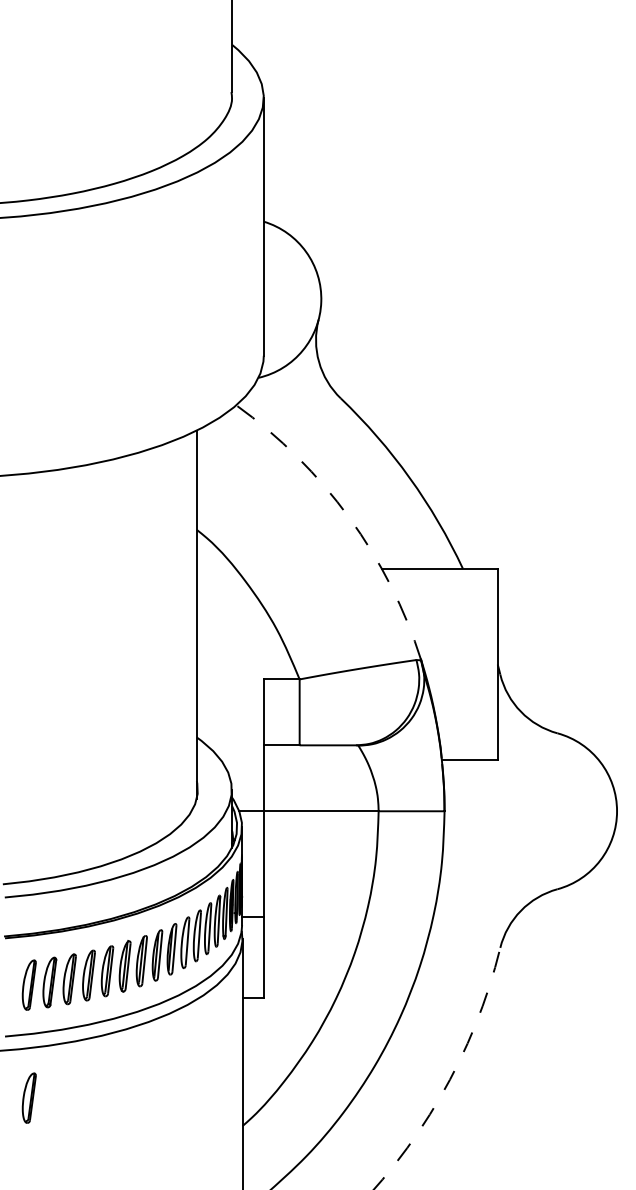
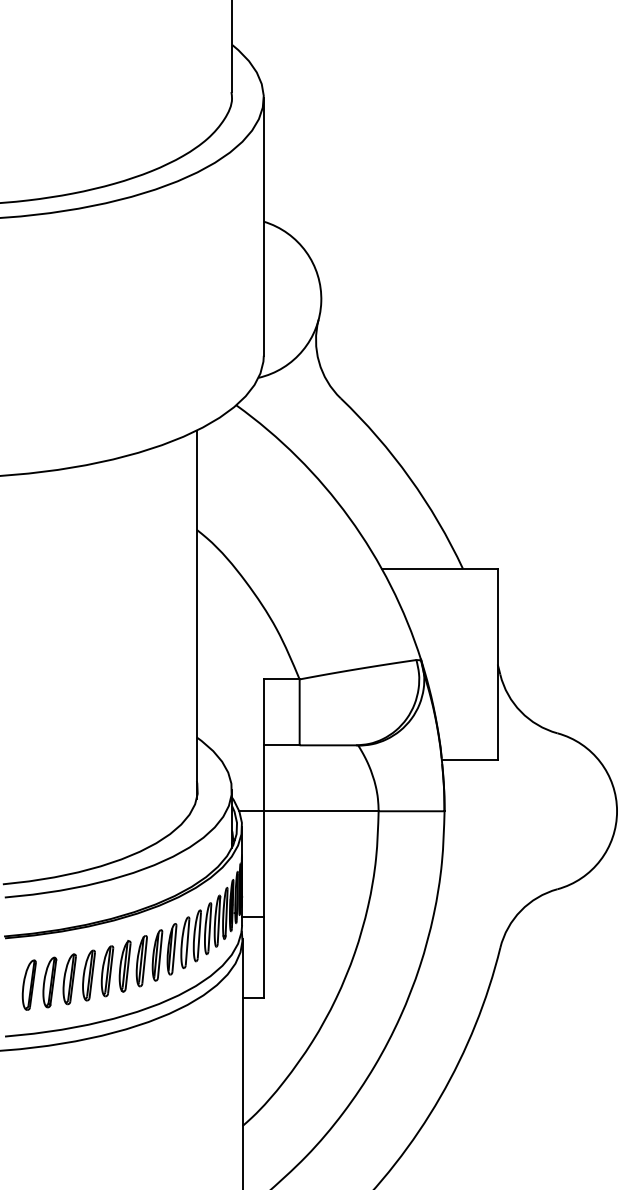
arc: dashed -> solid (349, 517)
arc: dashed -> solid (451, 1077)
part: present -> none (28, 1097)
